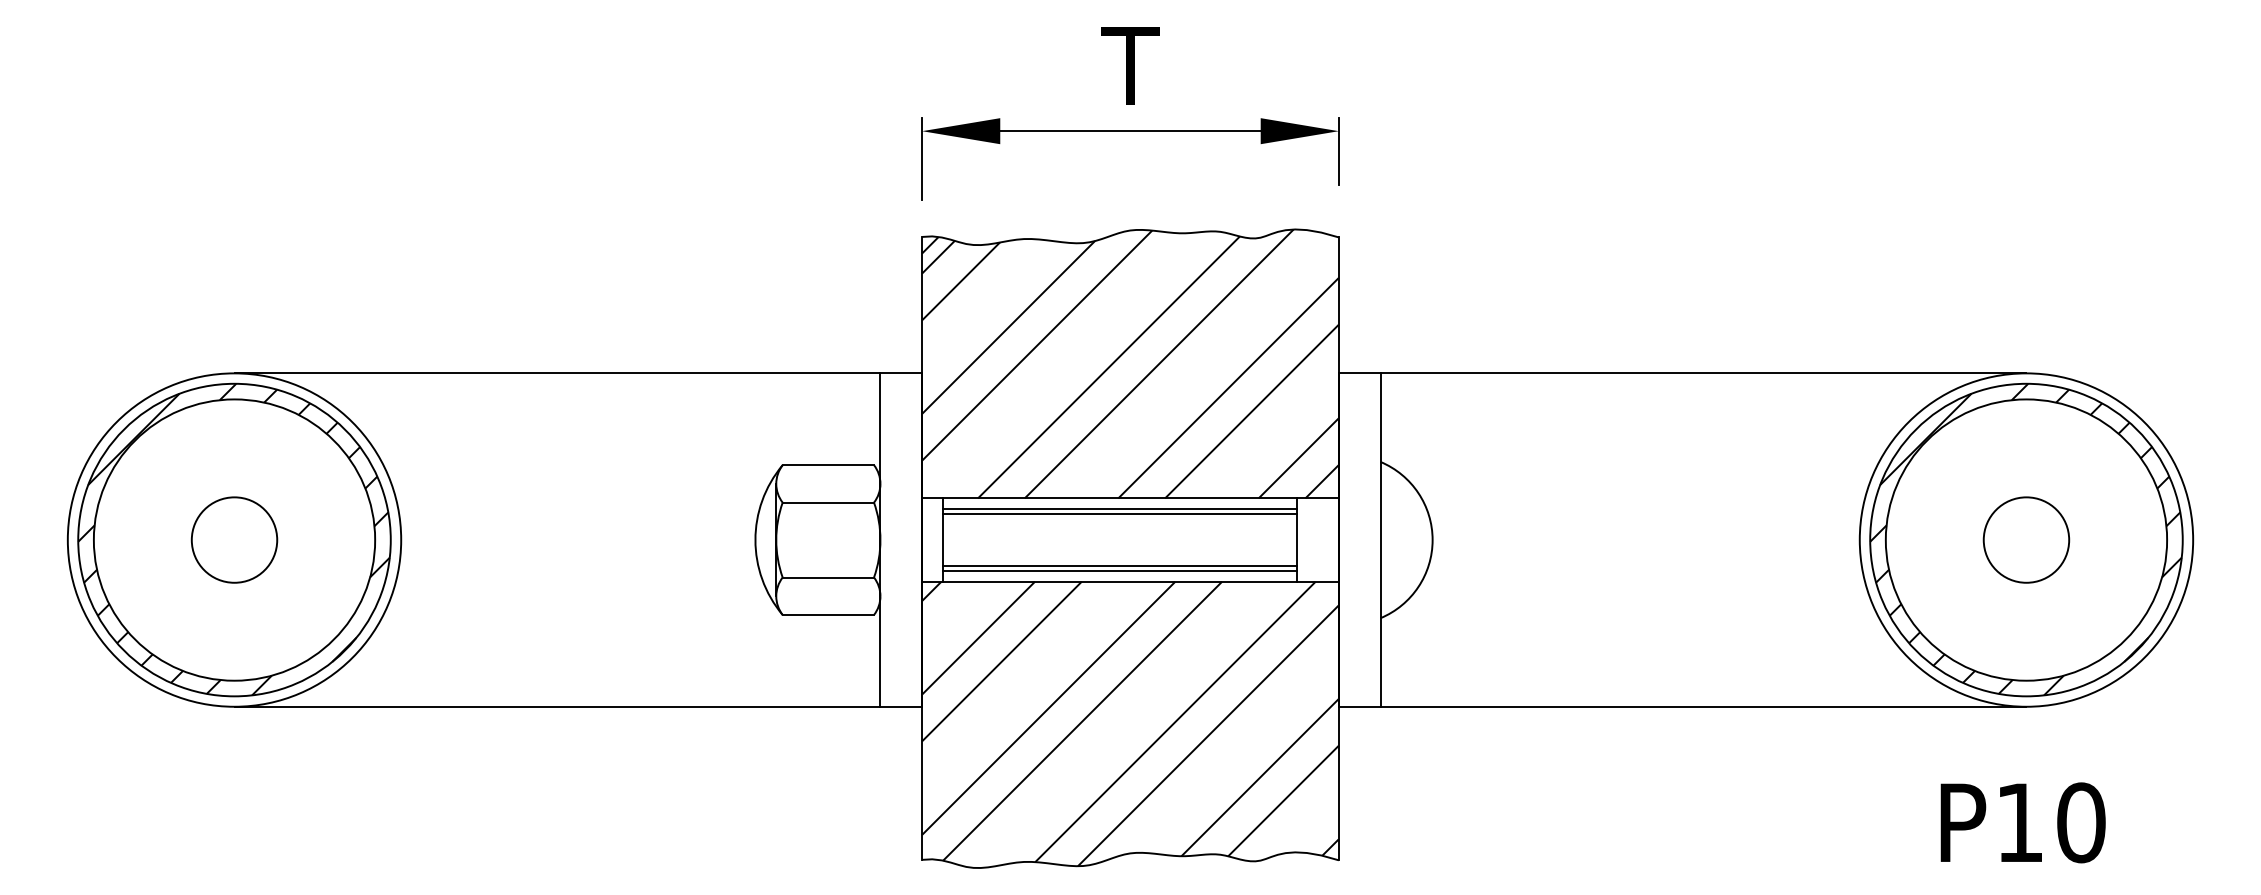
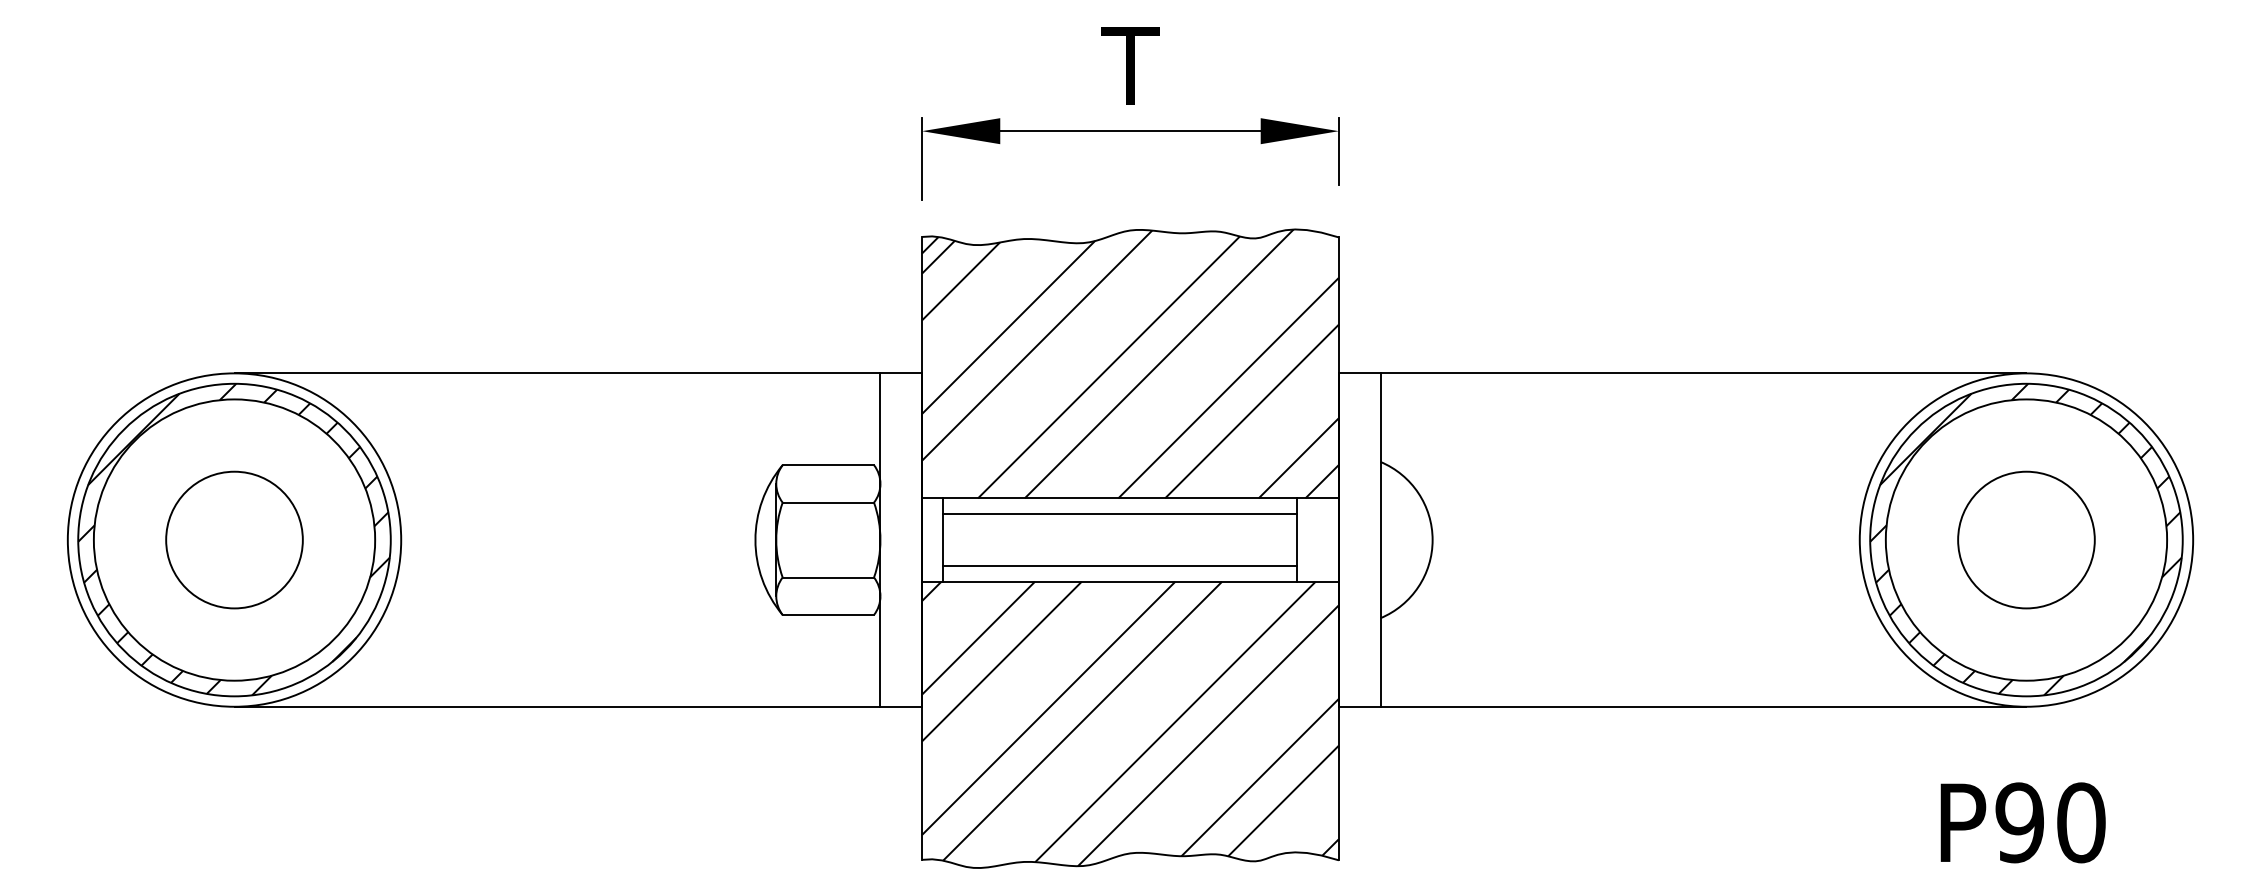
line: present -> none (1119, 508)
circle diameter: 85 px -> 137 px (234, 539)
circle diameter: 85 px -> 137 px (2026, 539)
line: present -> none (1119, 571)
text: P10 -> P90 (2019, 822)
